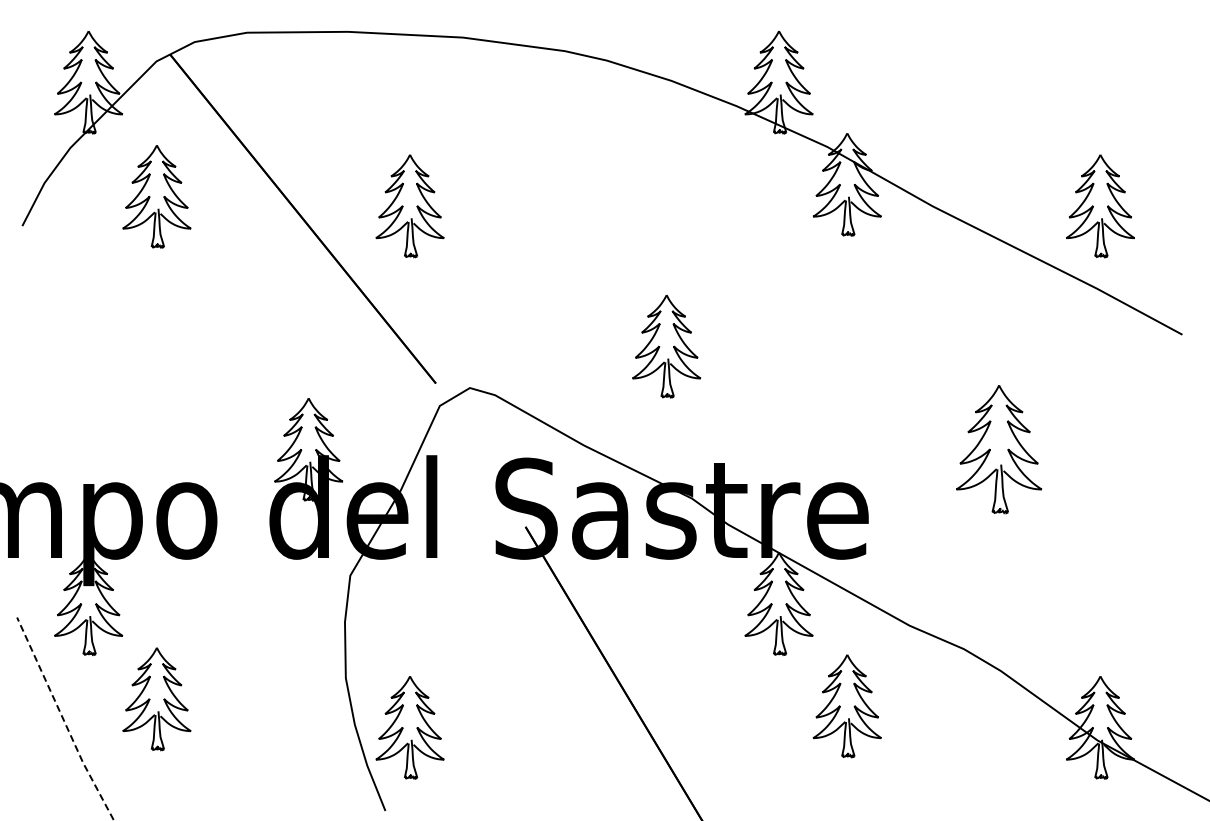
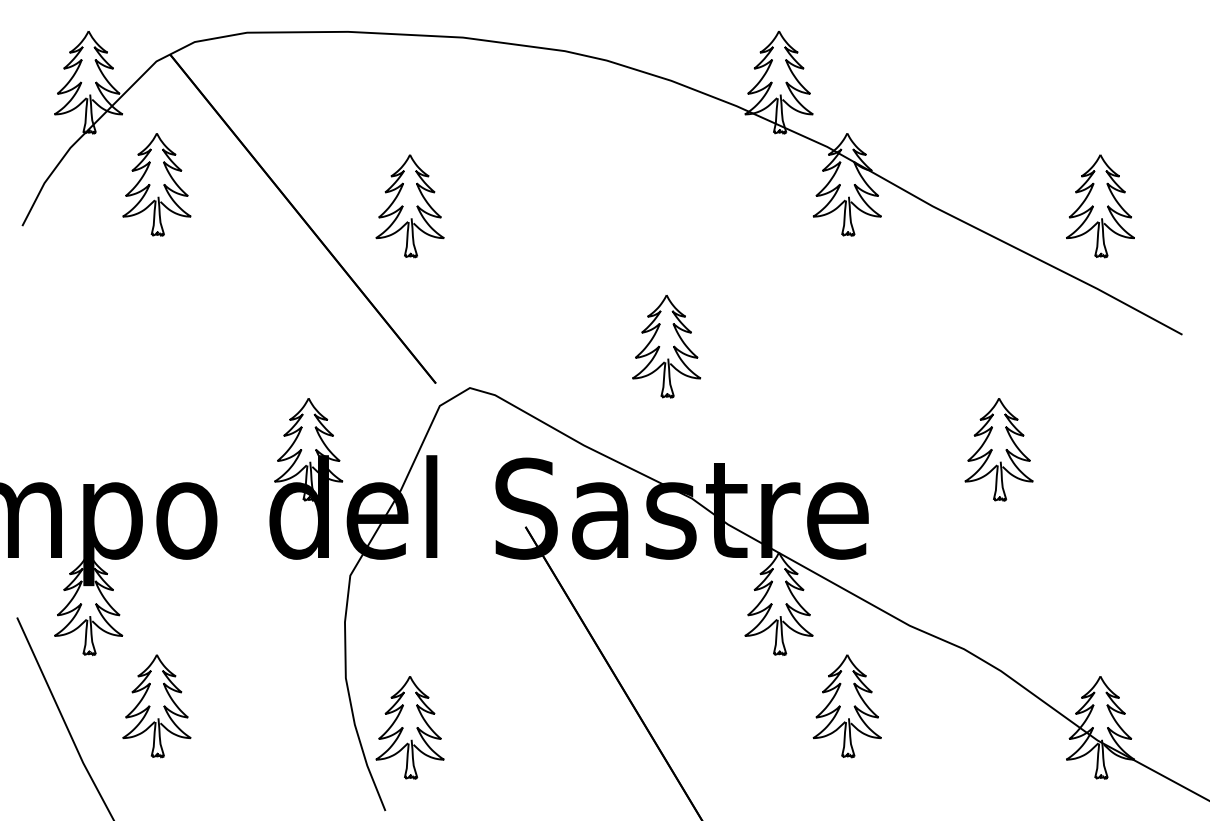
part position: (156, 196) -> (156, 184) (156, 184)
part size: 87x130 px -> 70x104 px (998, 449)
part position: (156, 699) -> (156, 706) (156, 706)
line: dashed -> solid (63, 720)
